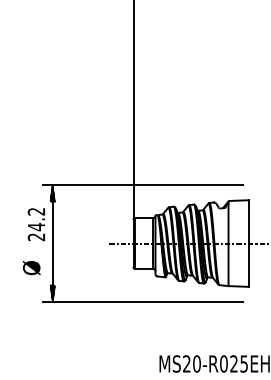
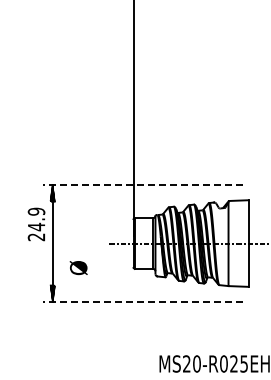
line: solid -> dashed (142, 184)
text: 24.2 -> 24.9 (36, 211)
text position: (31, 268) -> (78, 268) (78, 268)
line: solid -> dashed (142, 302)
